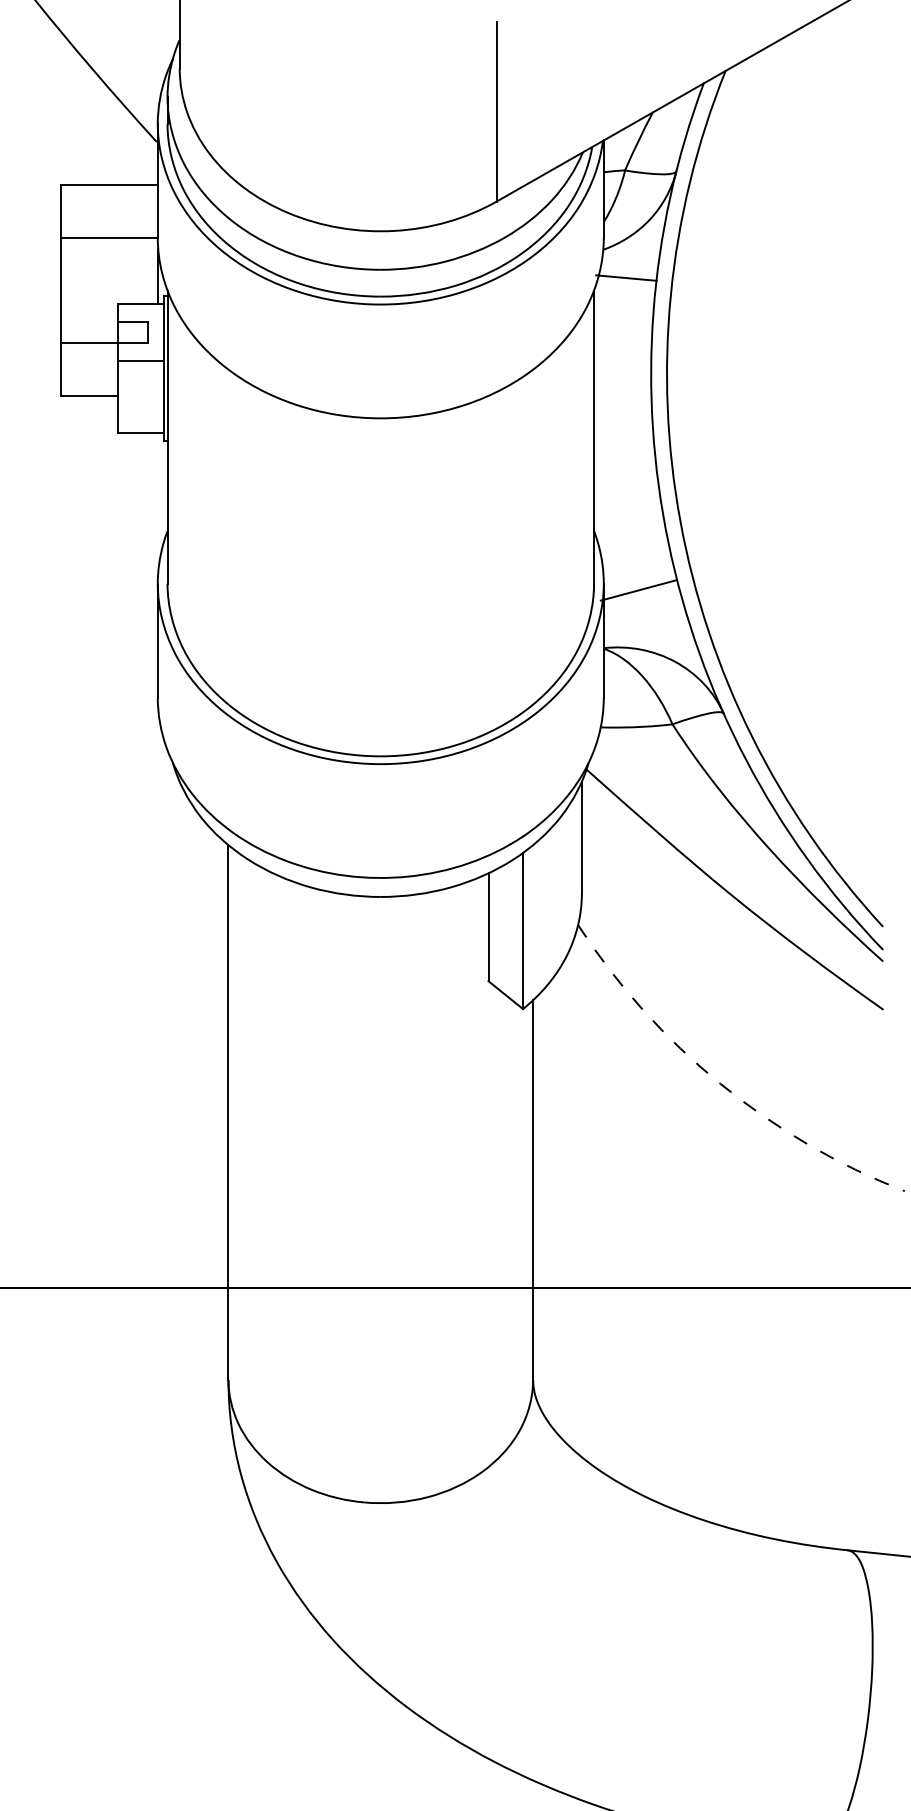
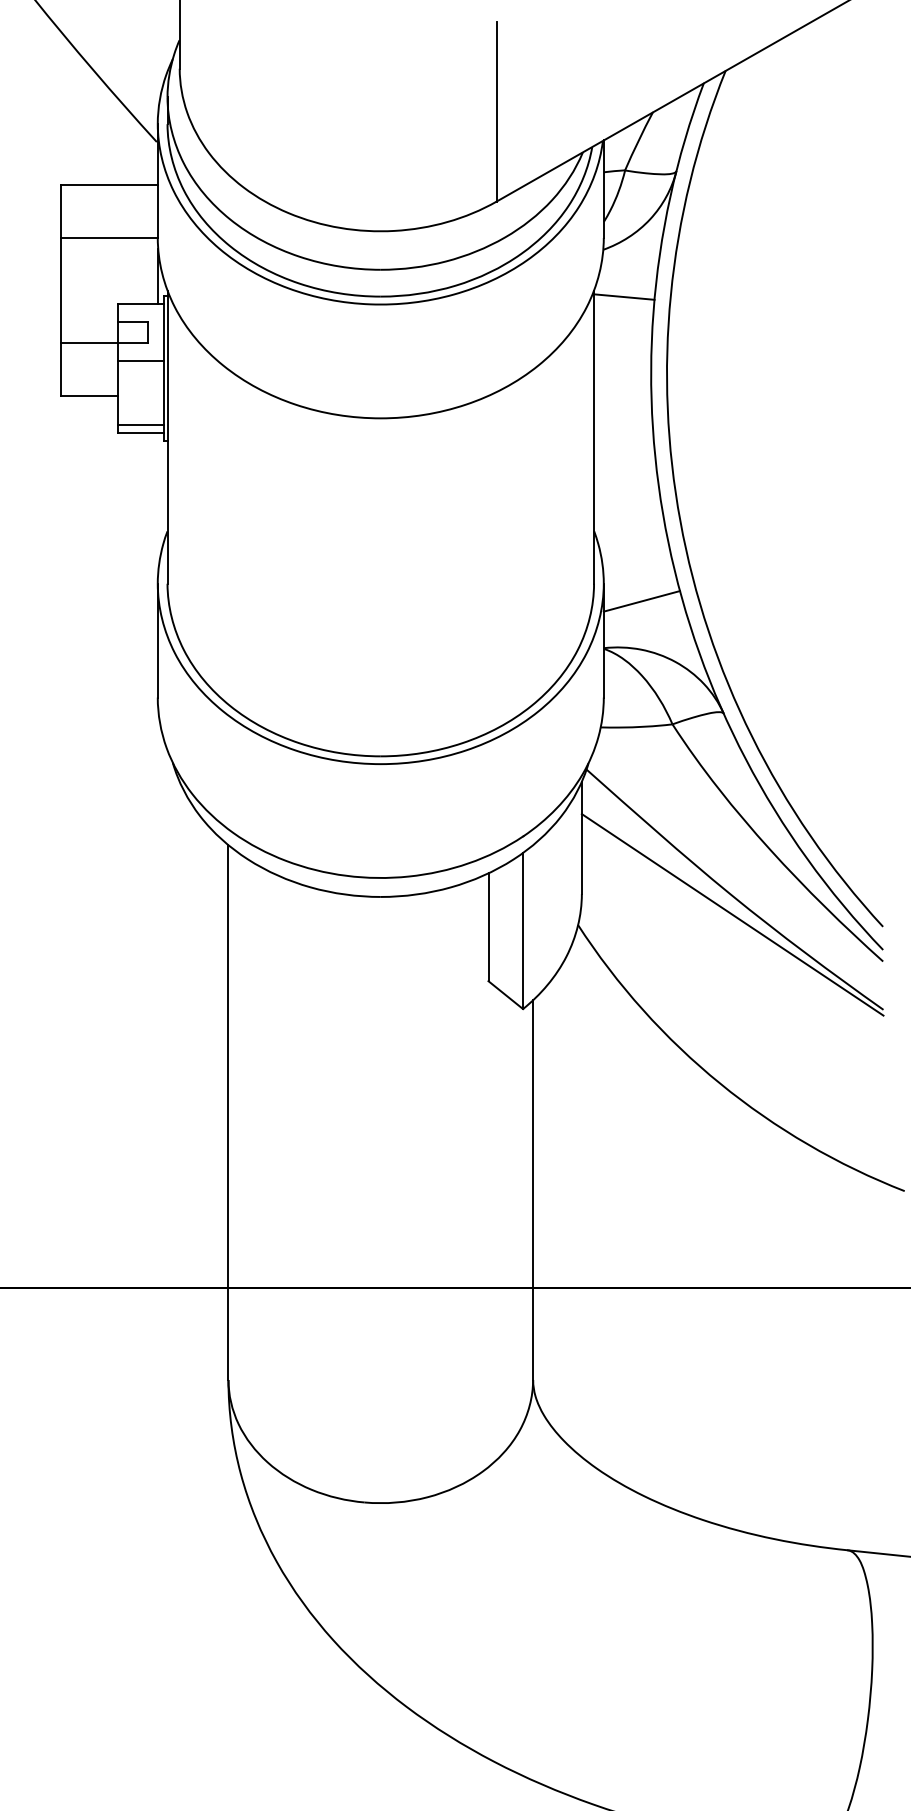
line position: (626, 277) -> (624, 296) (624, 296)
line: none -> present (140, 425)
line position: (638, 590) -> (641, 601) (641, 601)
line: none -> present (732, 914)
arc: dashed -> solid (720, 1083)
